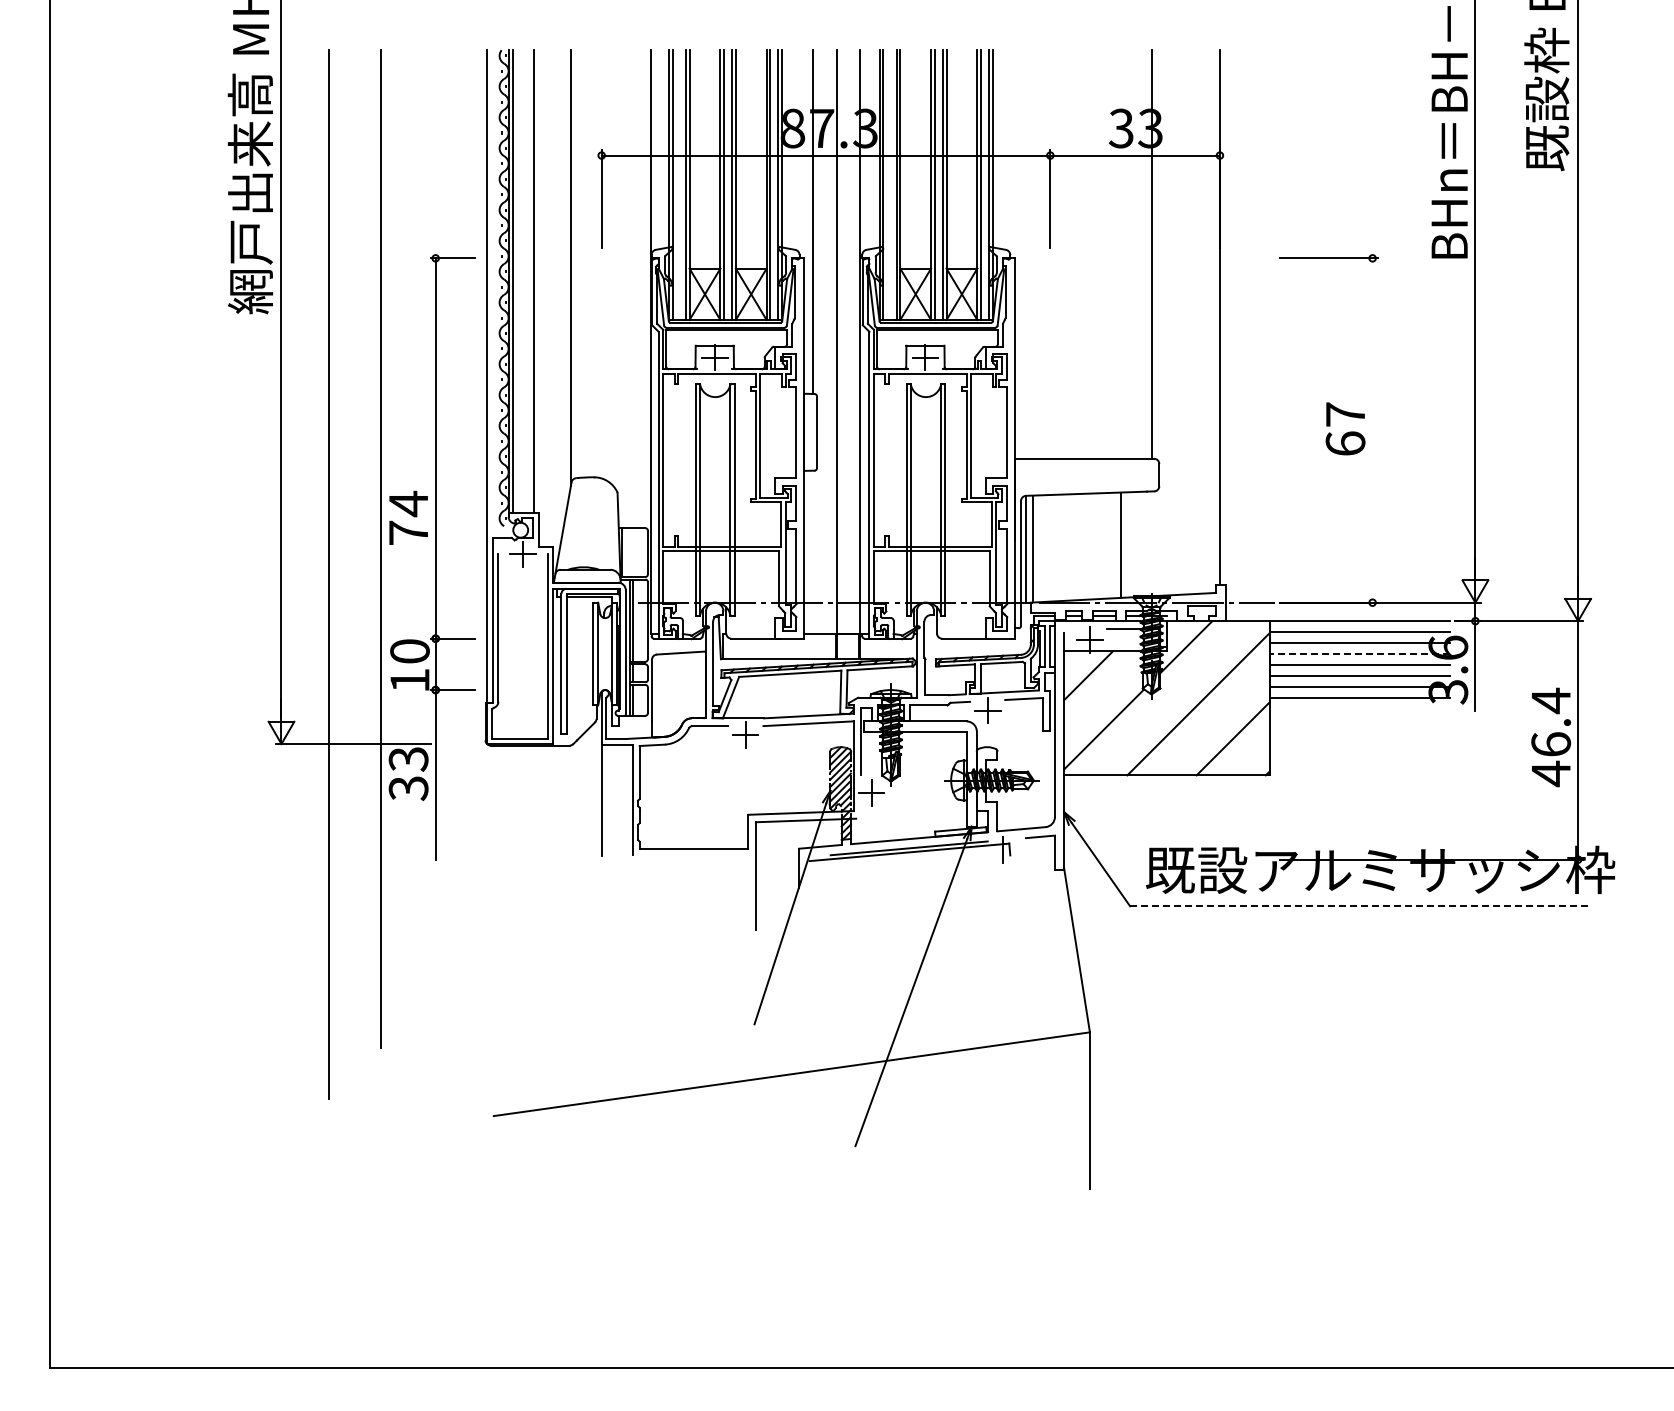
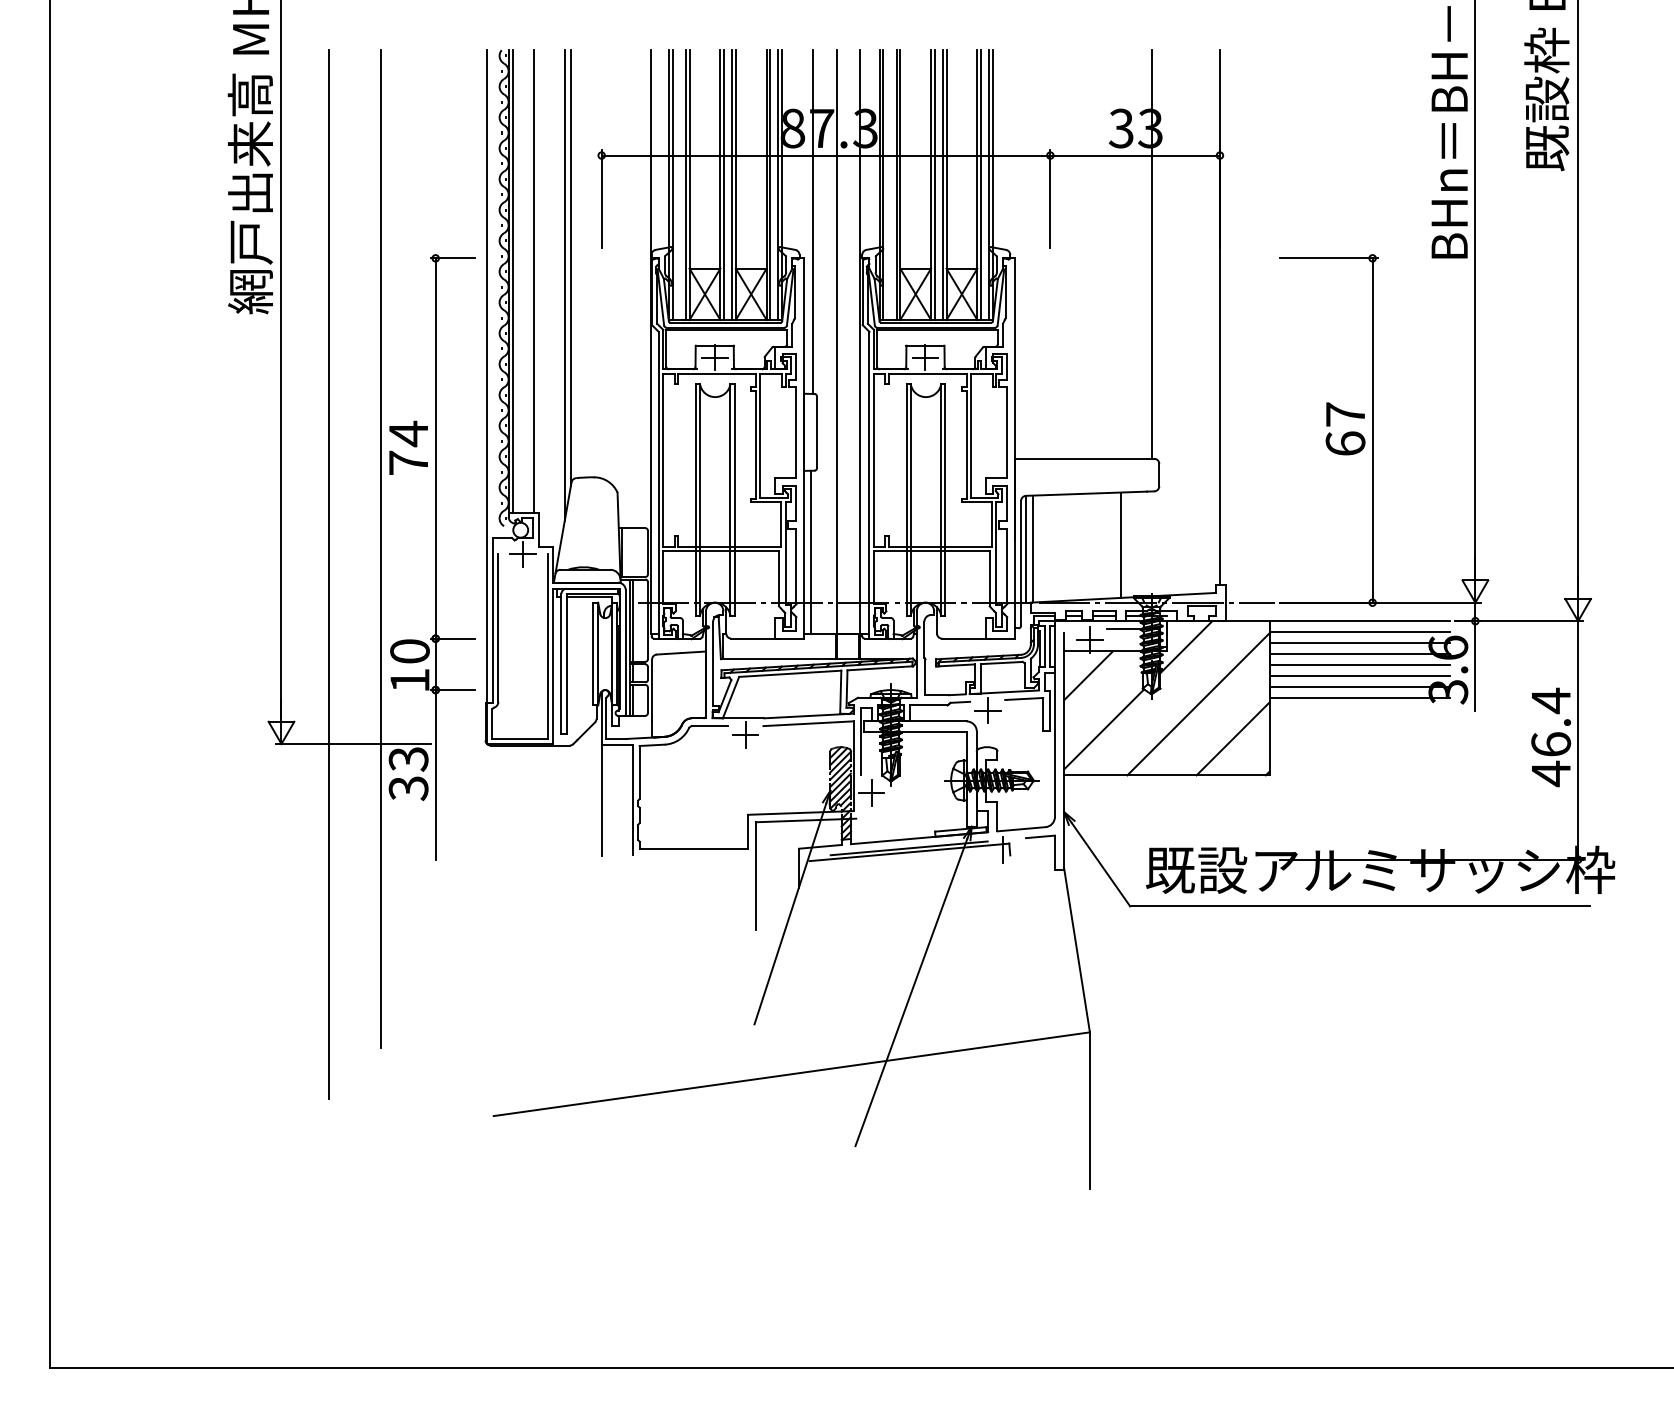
line: none -> present (564, 285)
line: none -> present (1372, 430)
text position: (408, 517) -> (408, 447) (408, 447)
line: none -> present (811, 551)
line: dashed -> solid (1359, 654)
line: dashed -> solid (1360, 906)
